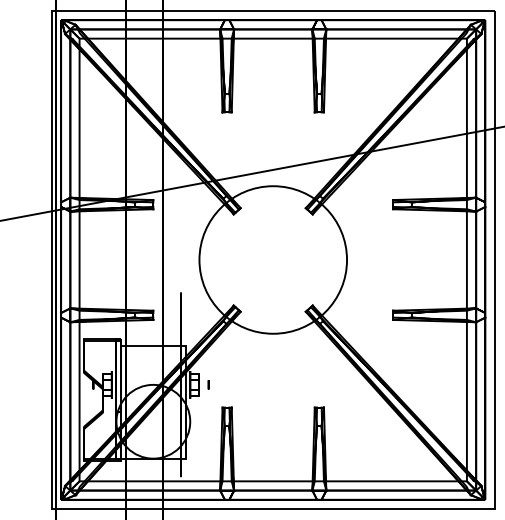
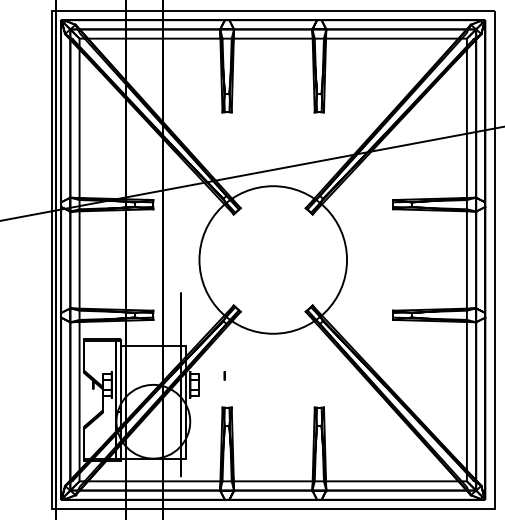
circle position: (208, 384) -> (224, 375) (224, 375)
